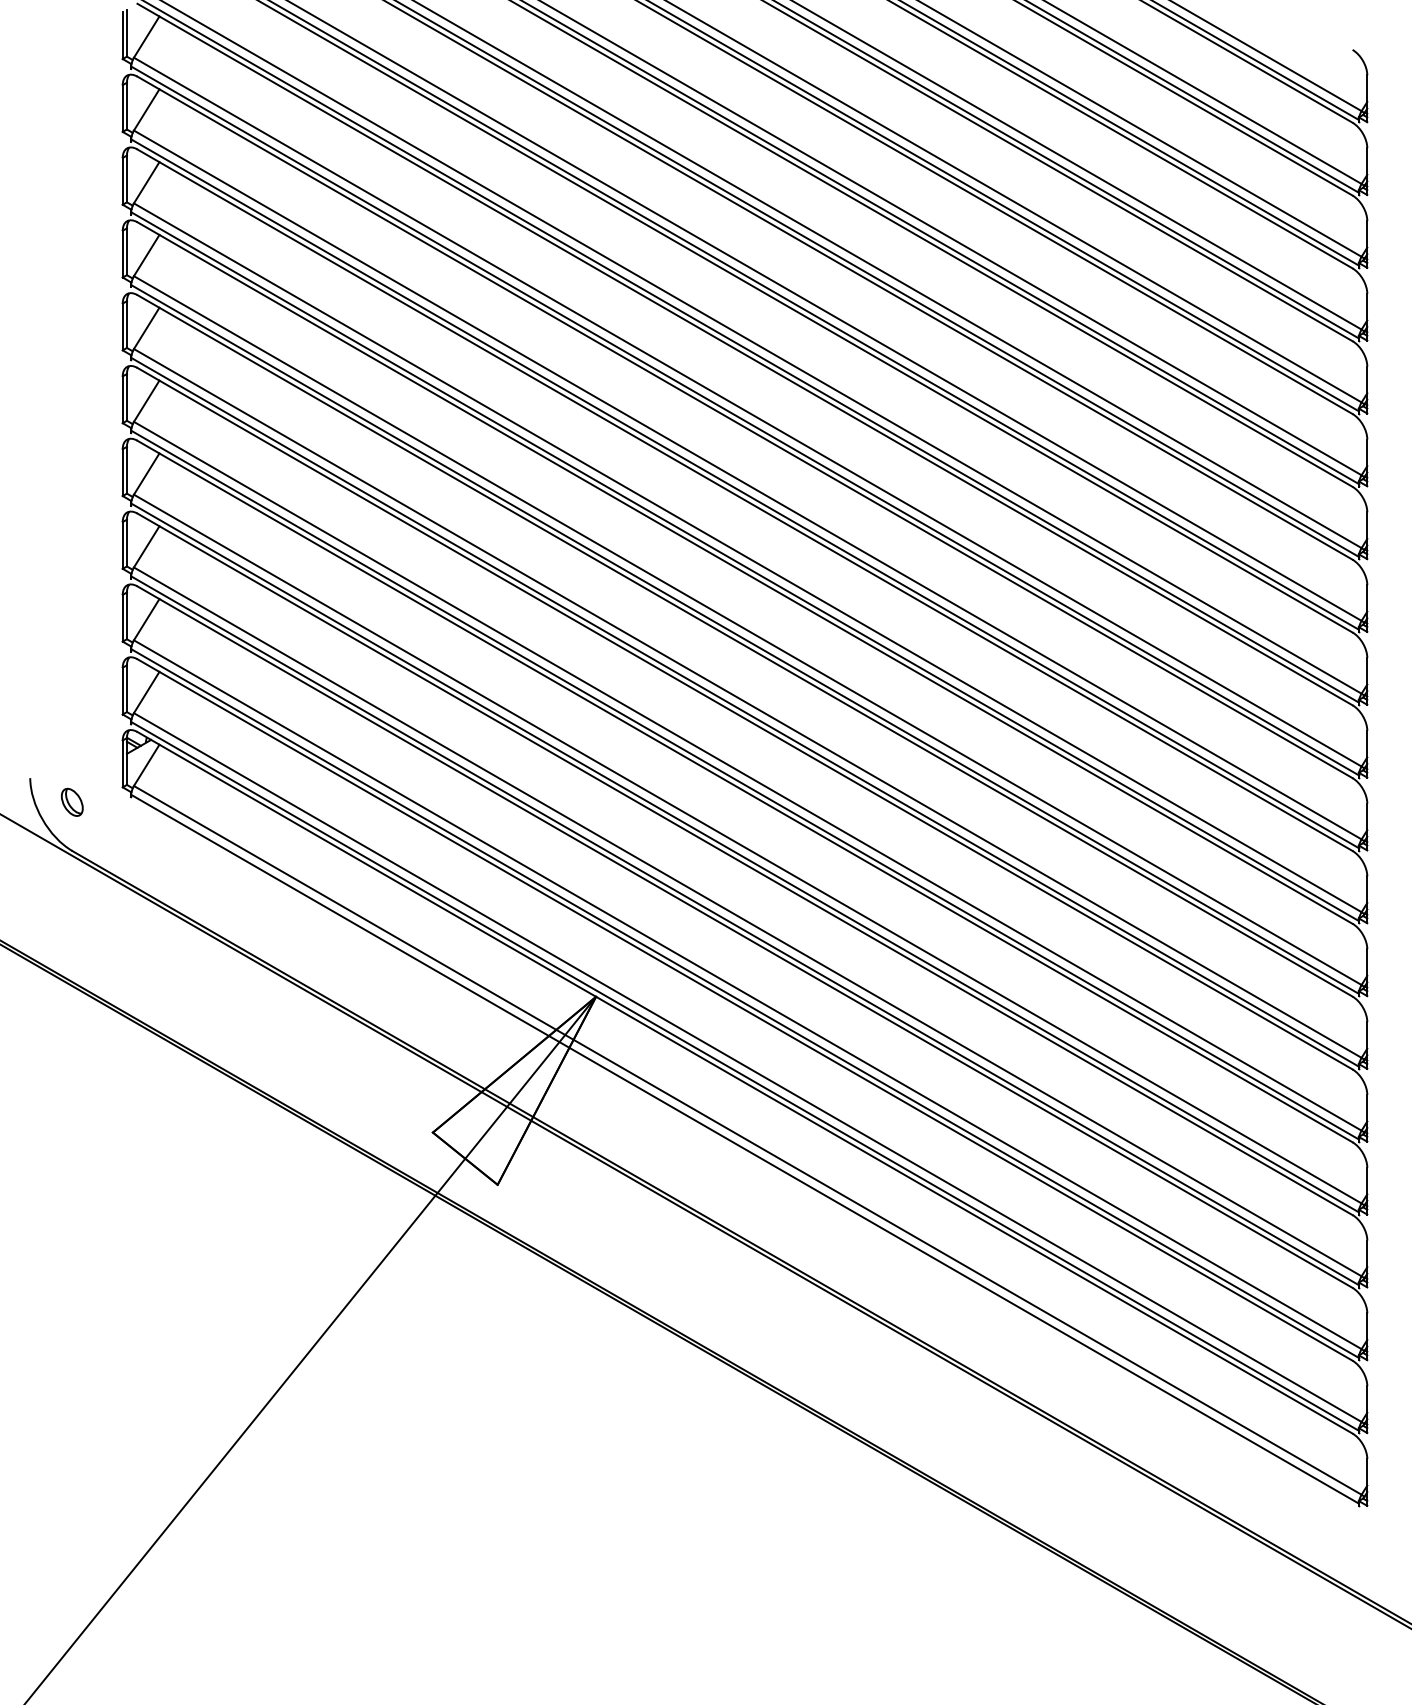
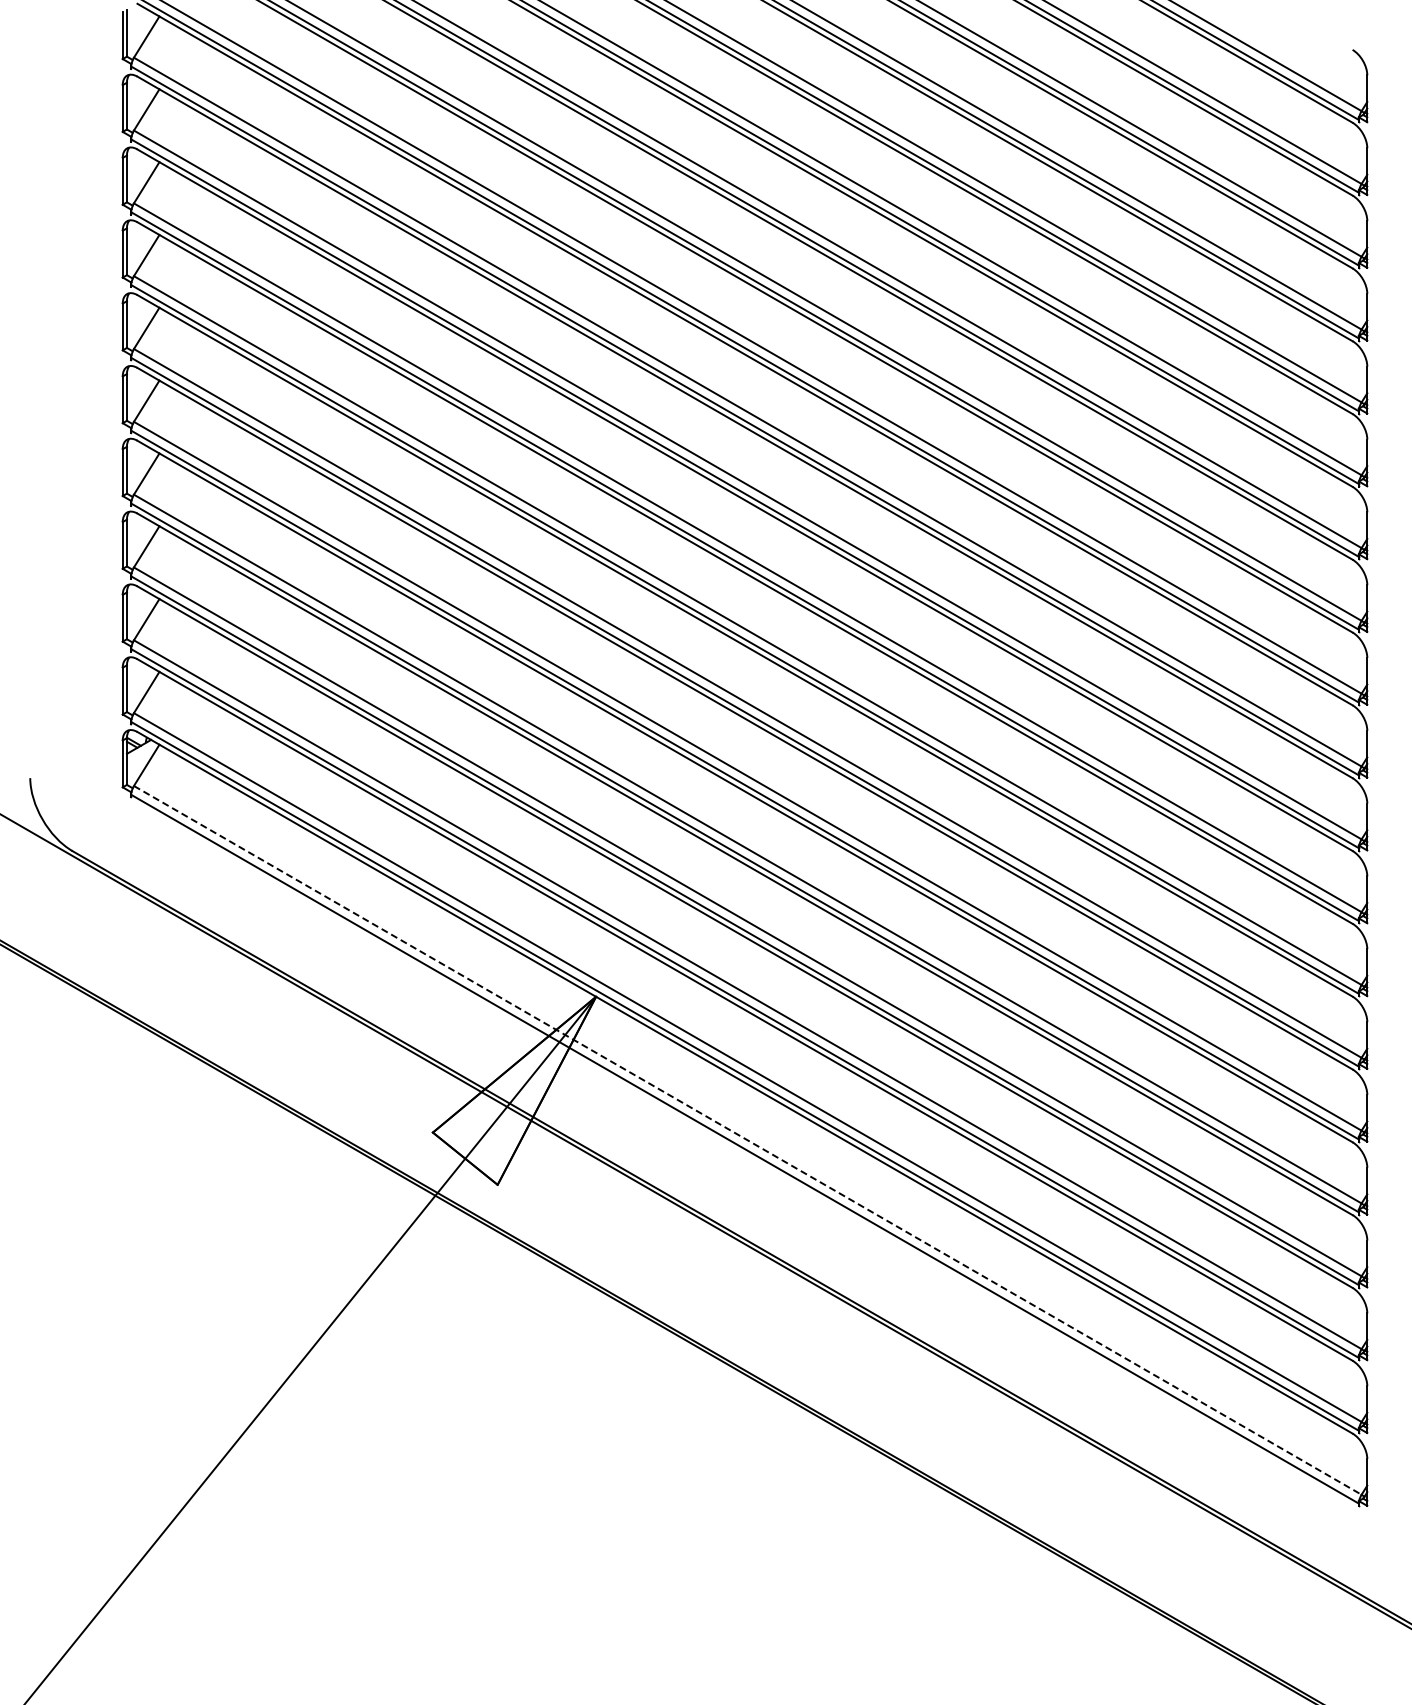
part: present -> none (71, 801)
line: solid -> dashed (747, 1140)
